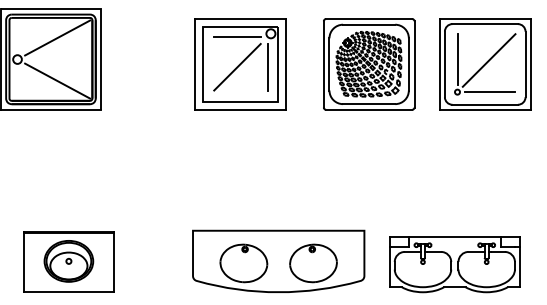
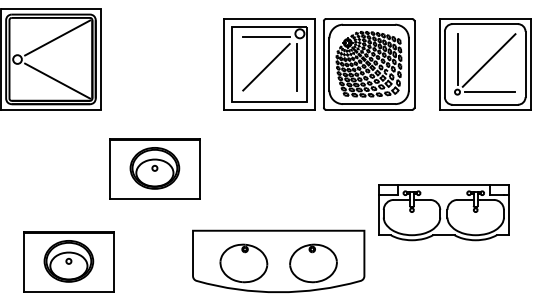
part position: (240, 64) -> (269, 64) (269, 64)
part: none -> present (154, 168)
part position: (454, 264) -> (443, 212) (443, 212)
